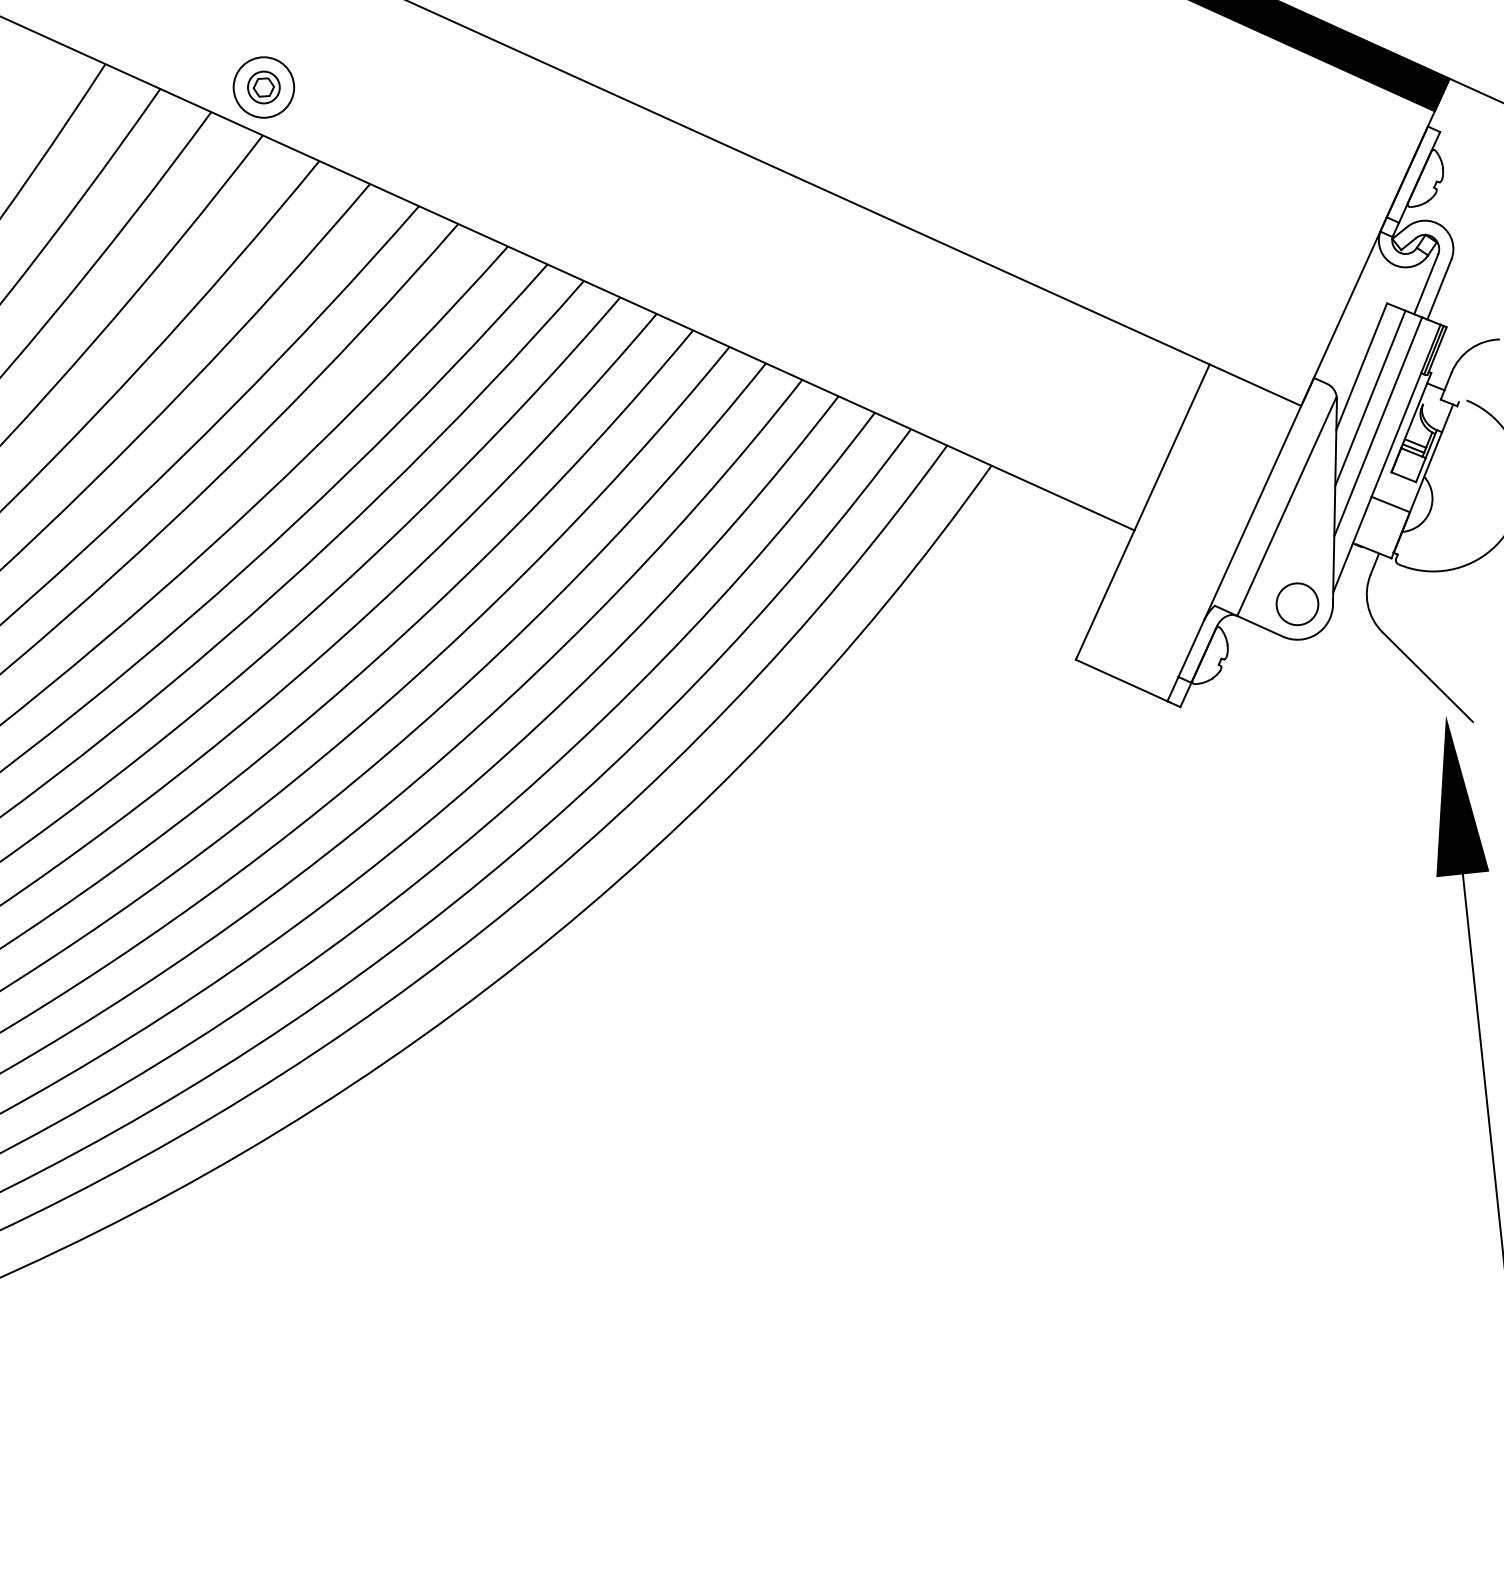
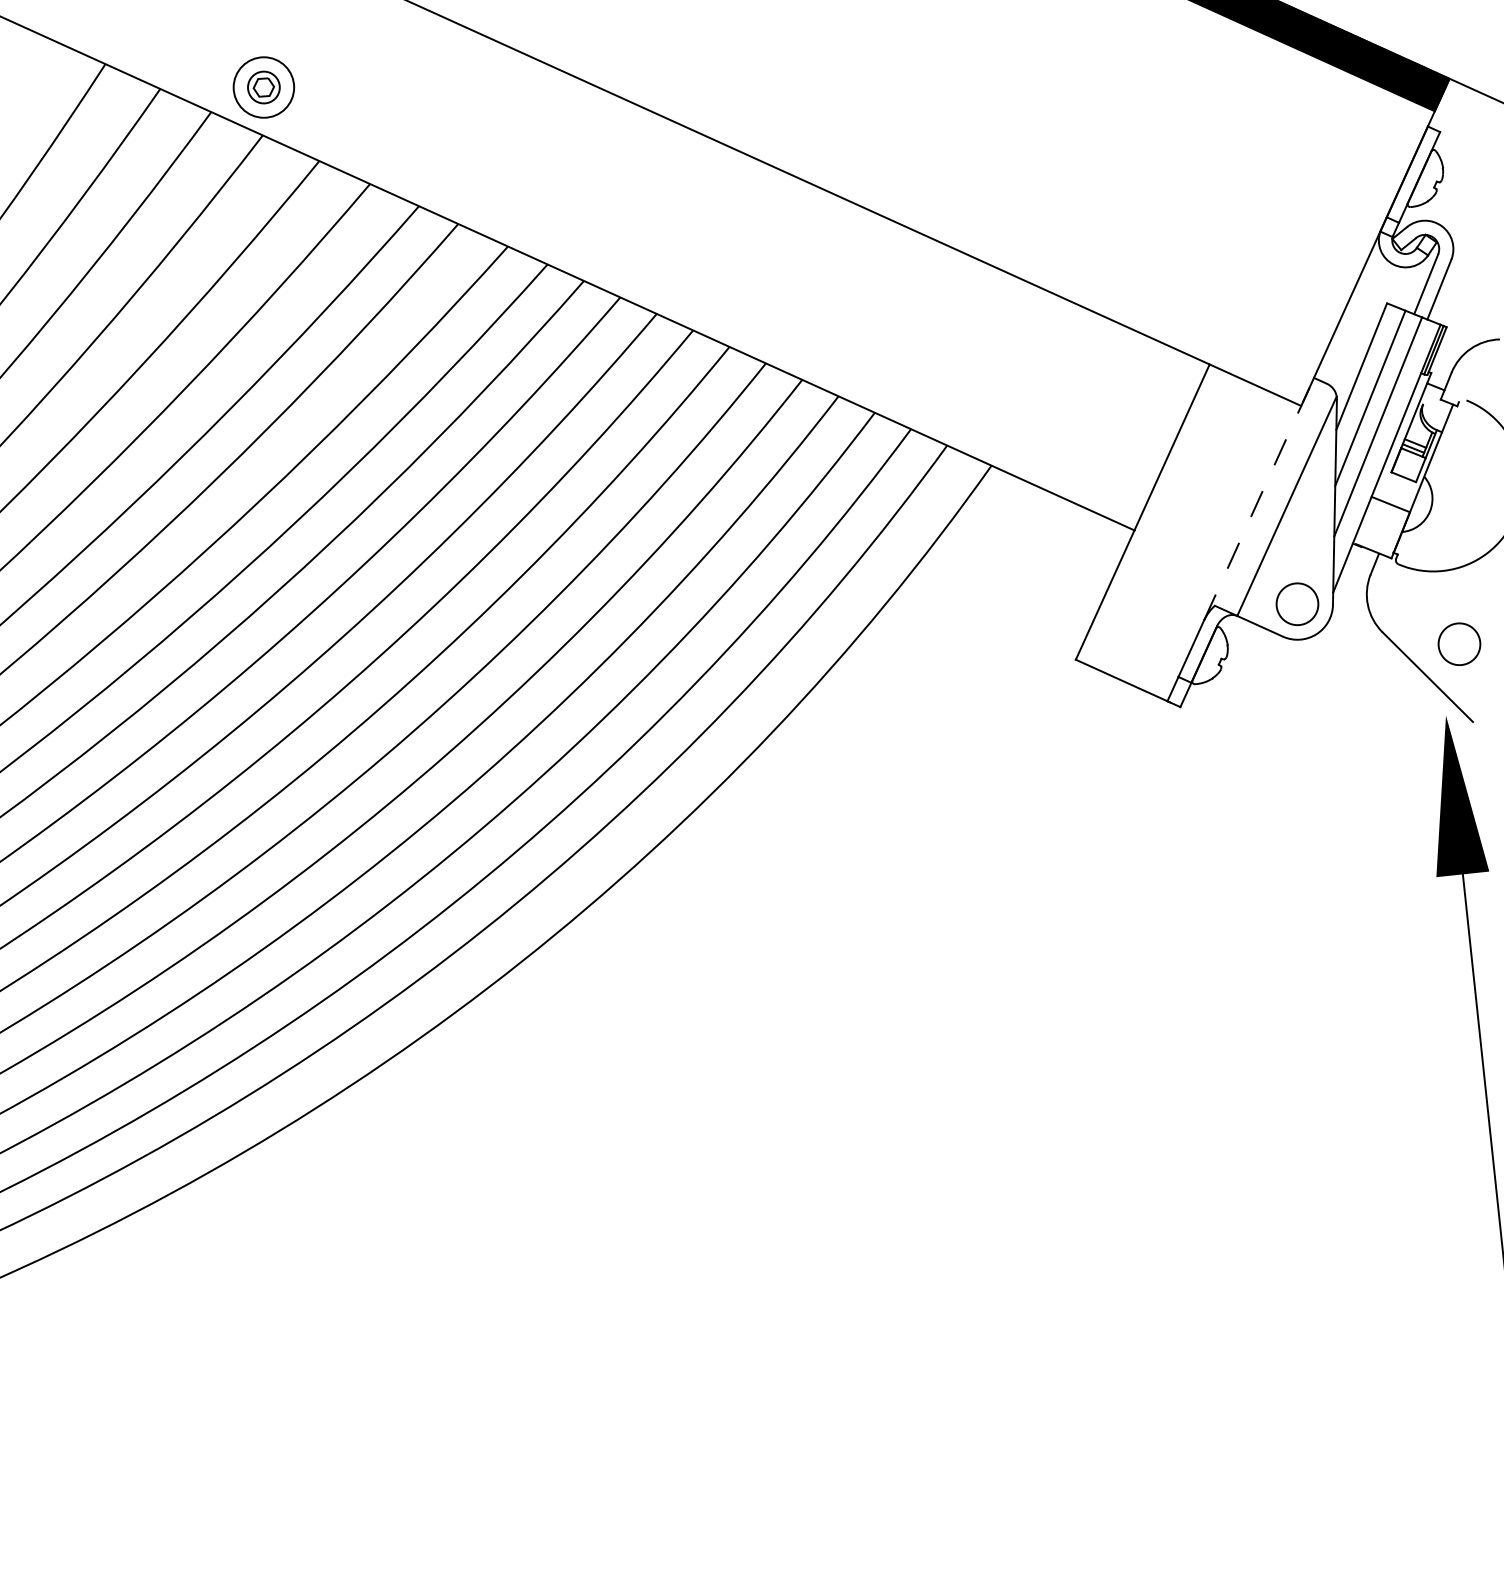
line: solid -> dashed (1259, 498)
part: none -> present (1459, 643)
